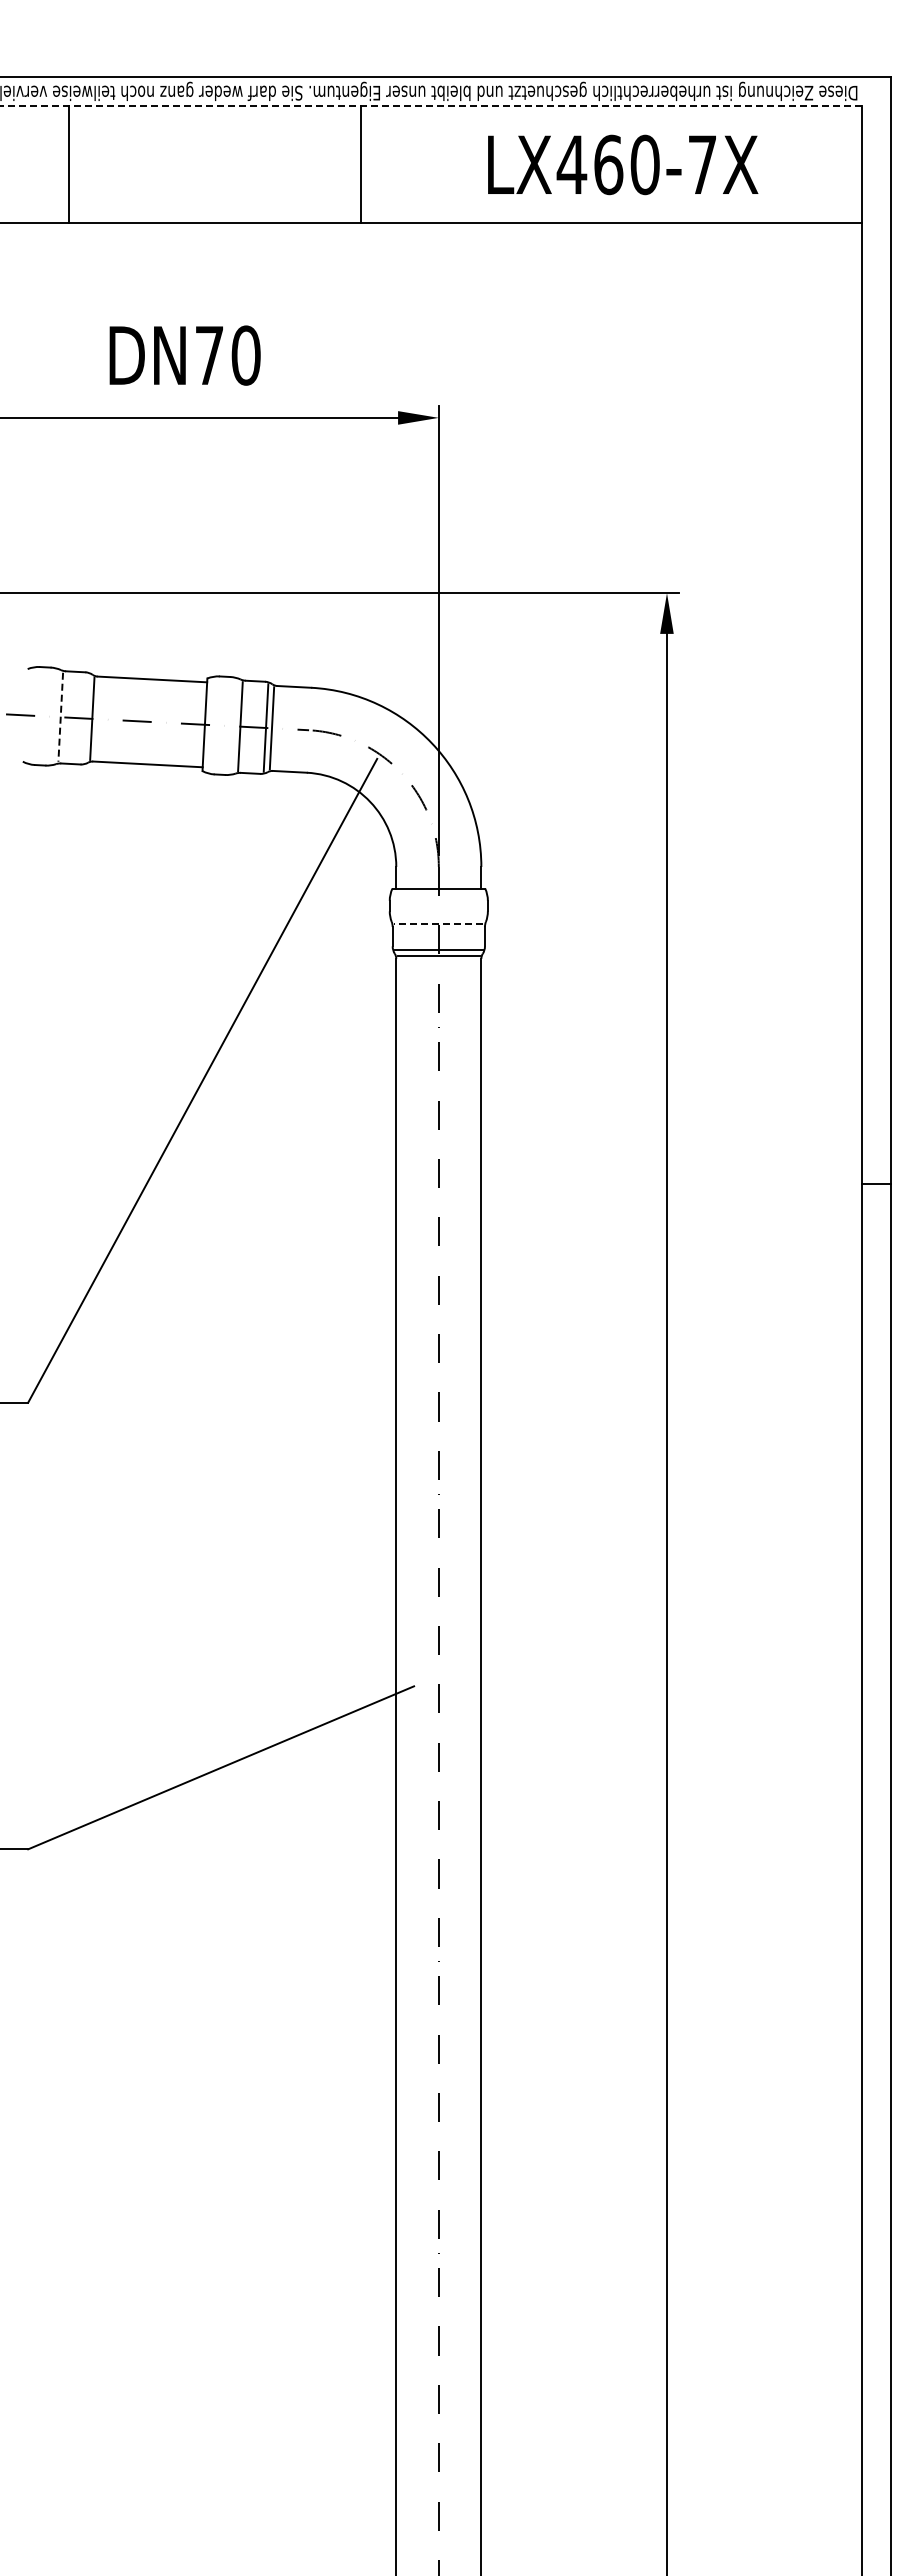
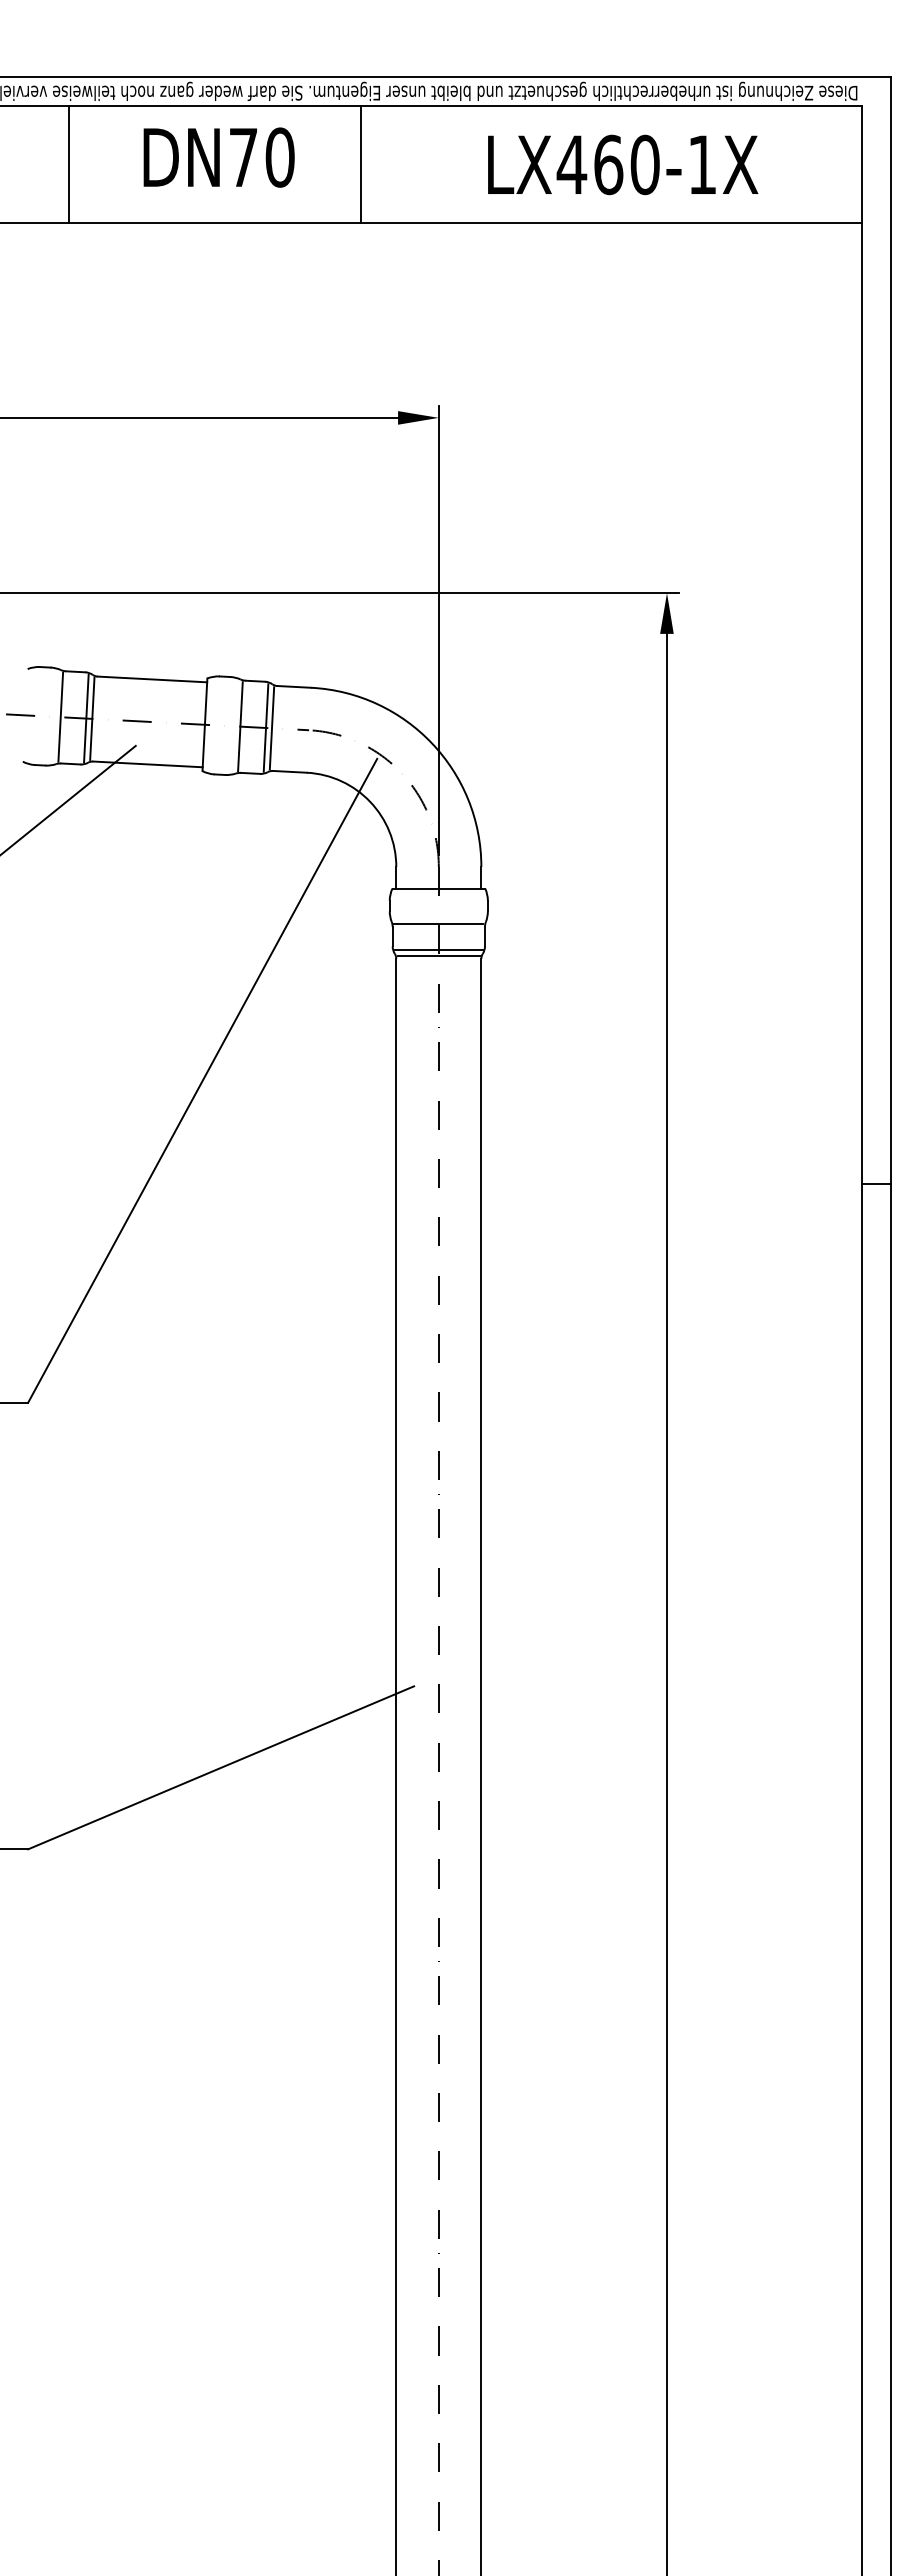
line: dashed -> solid (431, 106)
text: LX460-7X -> LX460-1X (702, 164)
text position: (184, 355) -> (218, 157) (218, 157)
line: dashed -> solid (60, 717)
line: none -> present (86, 718)
line: none -> present (68, 799)
line: dashed -> solid (438, 924)
